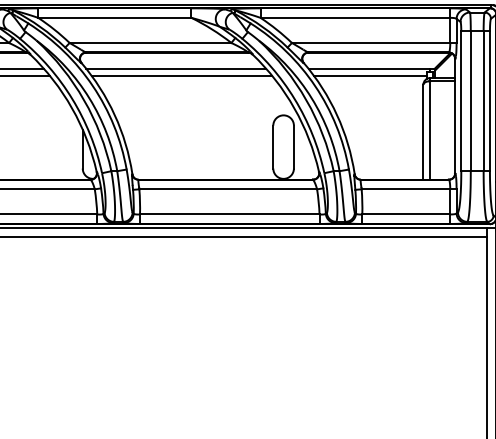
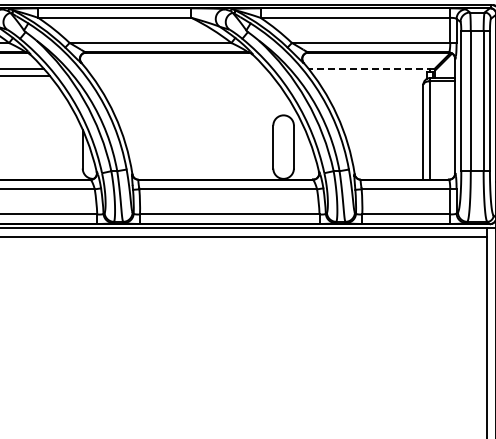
line: present -> none (176, 69)
line: solid -> dashed (371, 69)
line: present -> none (181, 75)
line: present -> none (370, 75)
